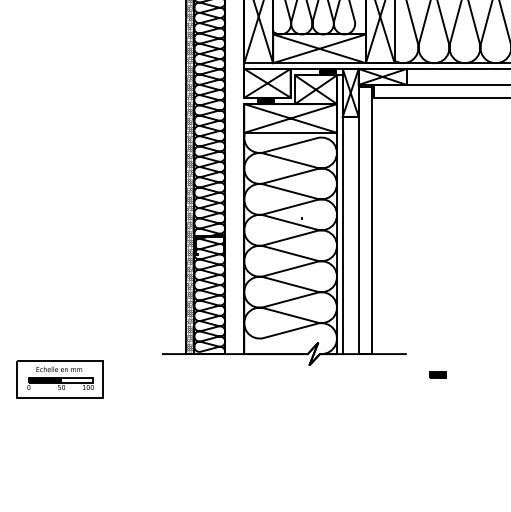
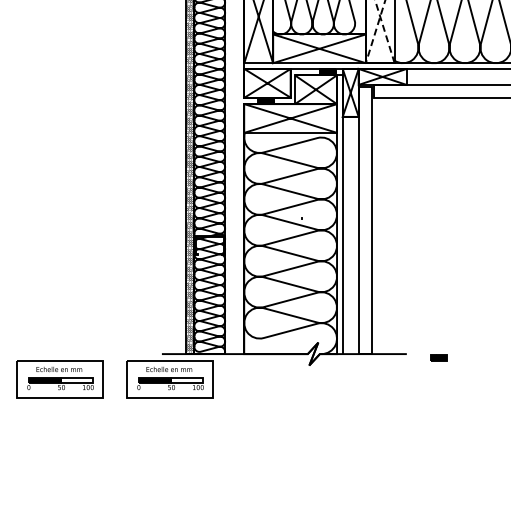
line: solid -> dashed (385, 0)
part position: (437, 374) -> (438, 357) (438, 357)
part: none -> present (169, 379)
